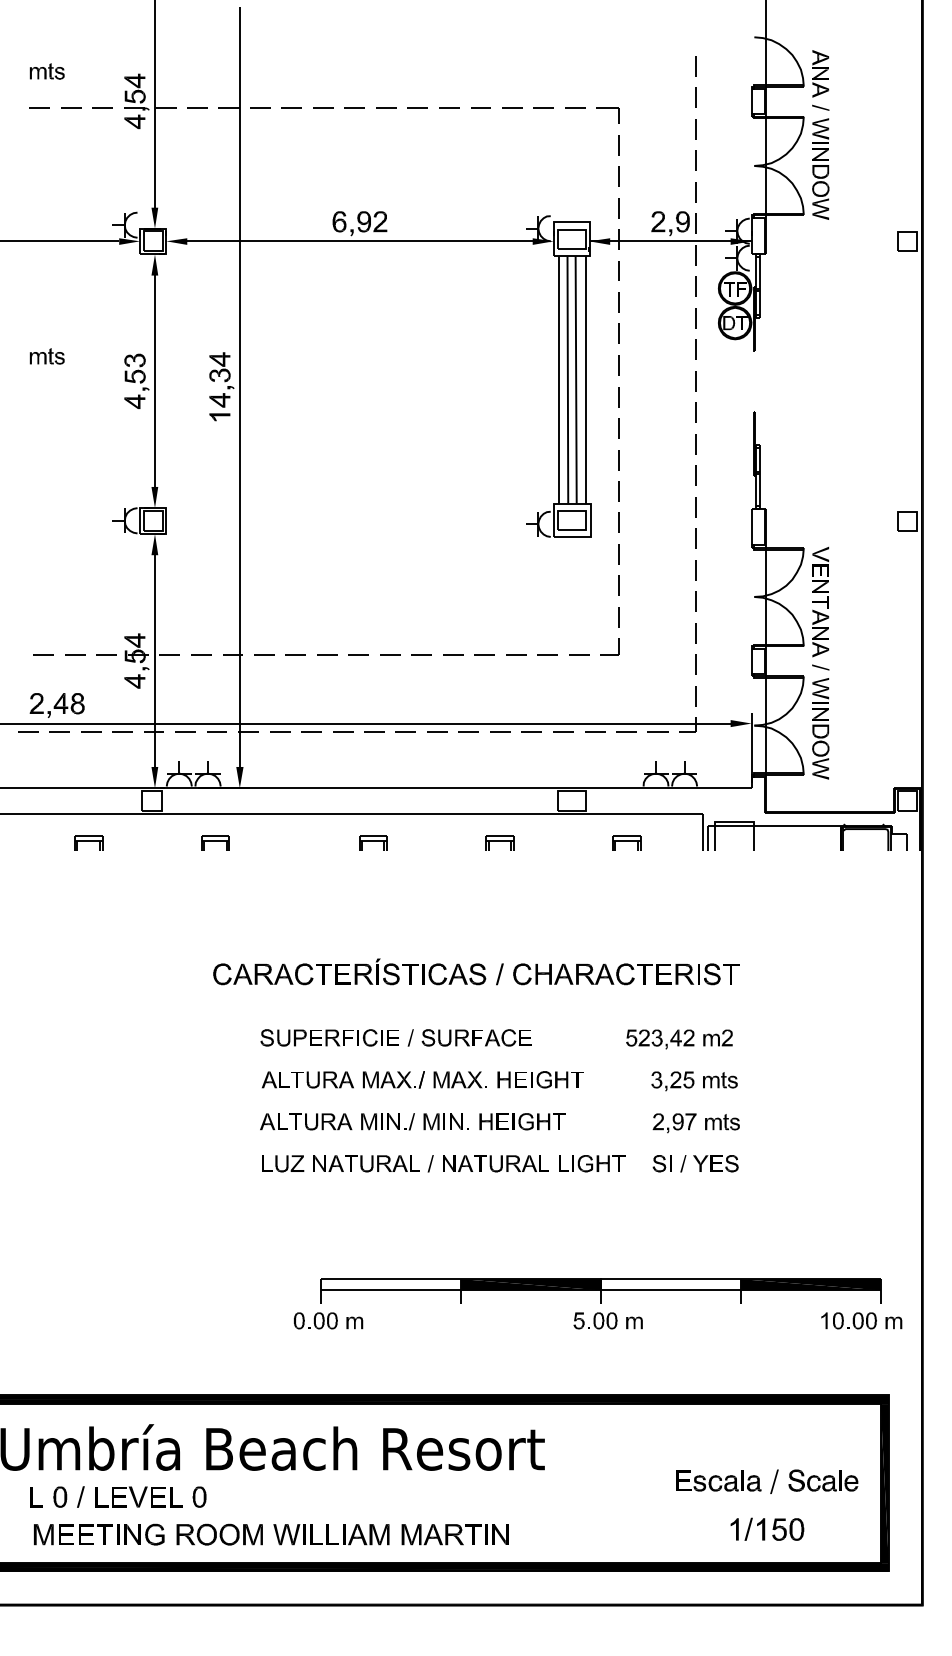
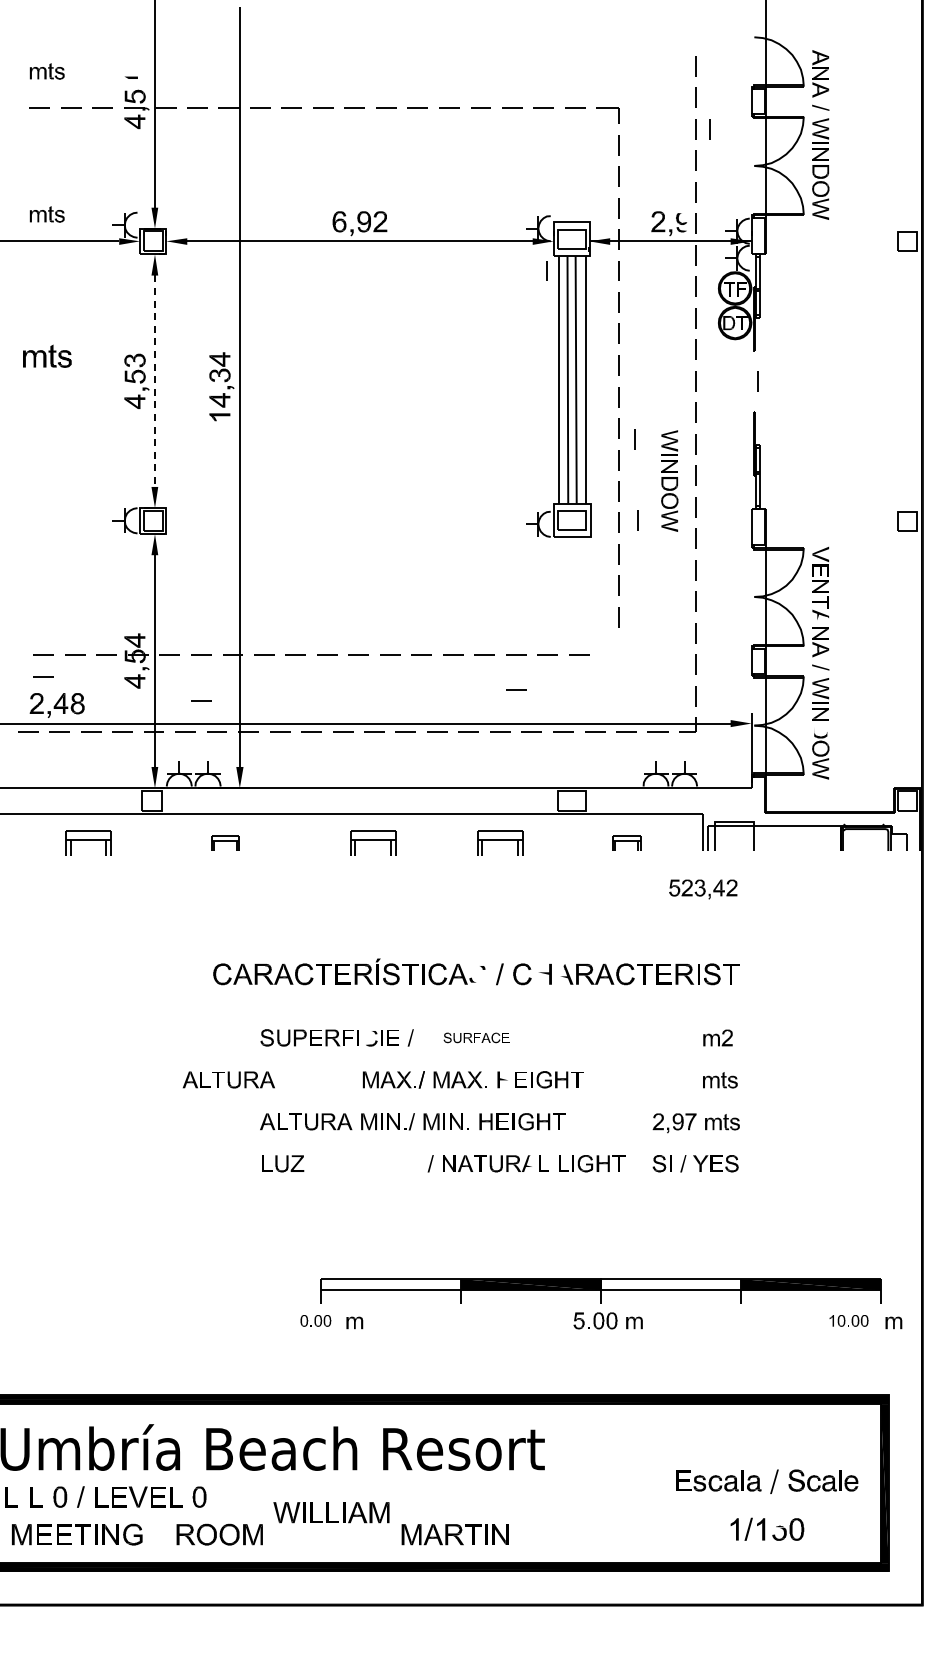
fill: present -> none (134, 80)
line: none -> present (709, 129)
part: none -> present (46, 214)
fill: present -> none (683, 220)
line: none -> present (546, 270)
part size: 36x17 px -> 49x24 px (47, 355)
line: solid -> dashed (154, 381)
line: none -> present (757, 381)
line: none -> present (634, 439)
part: none -> present (669, 480)
line: none -> present (637, 520)
fill: present -> none (820, 619)
part: present -> none (609, 654)
line: none -> present (43, 676)
line: none -> present (516, 689)
line: none -> present (201, 700)
fill: present -> none (820, 730)
part size: 30x16 px -> 47x26 px (88, 842)
part position: (215, 842) -> (225, 842) (225, 842)
part size: 29x16 px -> 47x26 px (373, 842)
part size: 30x16 px -> 47x26 px (500, 842)
fill: present -> none (542, 973)
fill: present -> none (560, 973)
fill: present -> none (478, 974)
fill: present -> none (368, 1036)
part size: 111x18 px -> 67x12 px (476, 1037)
part position: (660, 1039) -> (703, 889) (703, 889)
part position: (307, 1079) -> (228, 1079) (228, 1079)
fill: present -> none (504, 1079)
part: present -> none (672, 1081)
part: present -> none (366, 1163)
fill: present -> none (531, 1163)
part size: 44x18 px -> 32x12 px (315, 1320)
part size: 56x18 px -> 40x12 px (848, 1320)
part: none -> present (11, 1497)
fill: present -> none (778, 1524)
part position: (99, 1534) -> (77, 1534) (77, 1534)
part position: (331, 1534) -> (331, 1512) (331, 1512)
